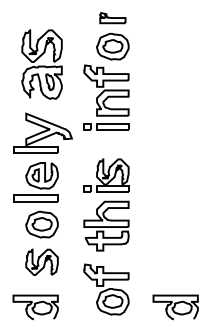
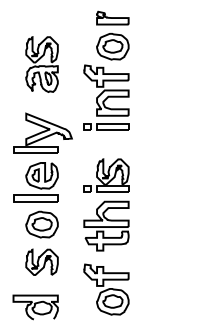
part size: 28x13 px -> 34x16 px (112, 17)
part size: 42x71 px -> 34x57 px (41, 64)
part: present -> none (175, 307)
